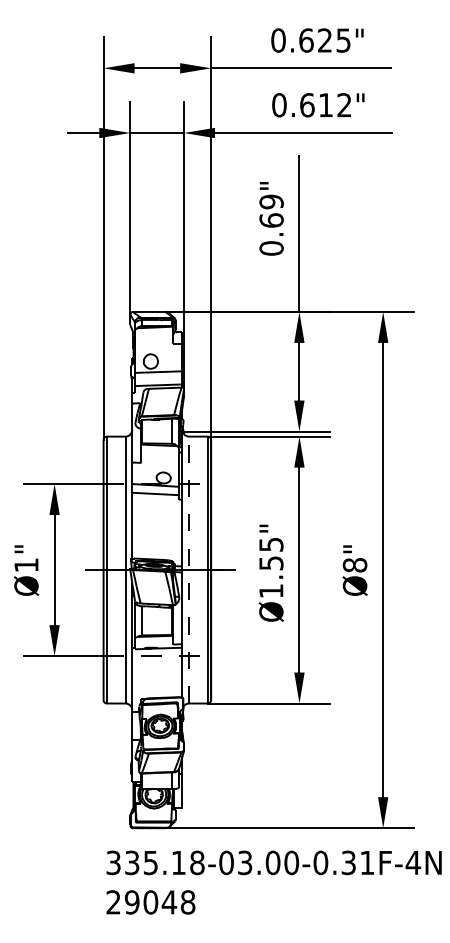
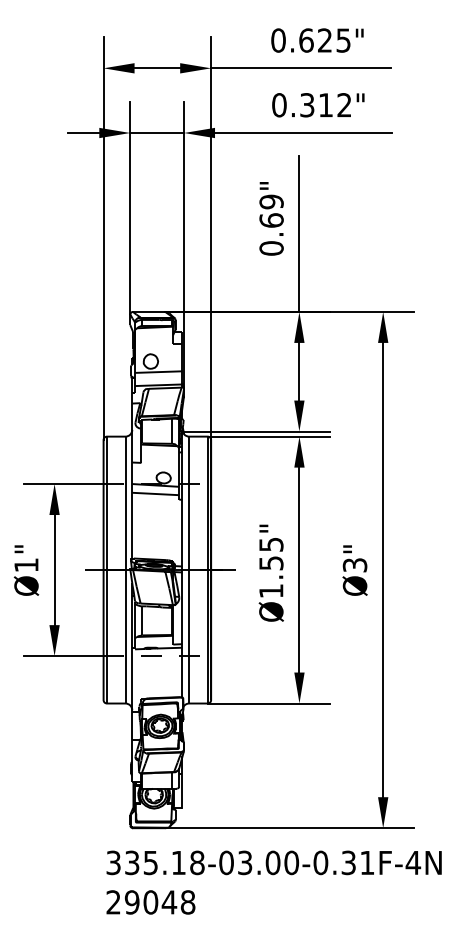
text: 0.612" -> 0.312" (307, 105)
text: Ø8" -> Ø3" (355, 565)
line: dashed -> solid (189, 569)
